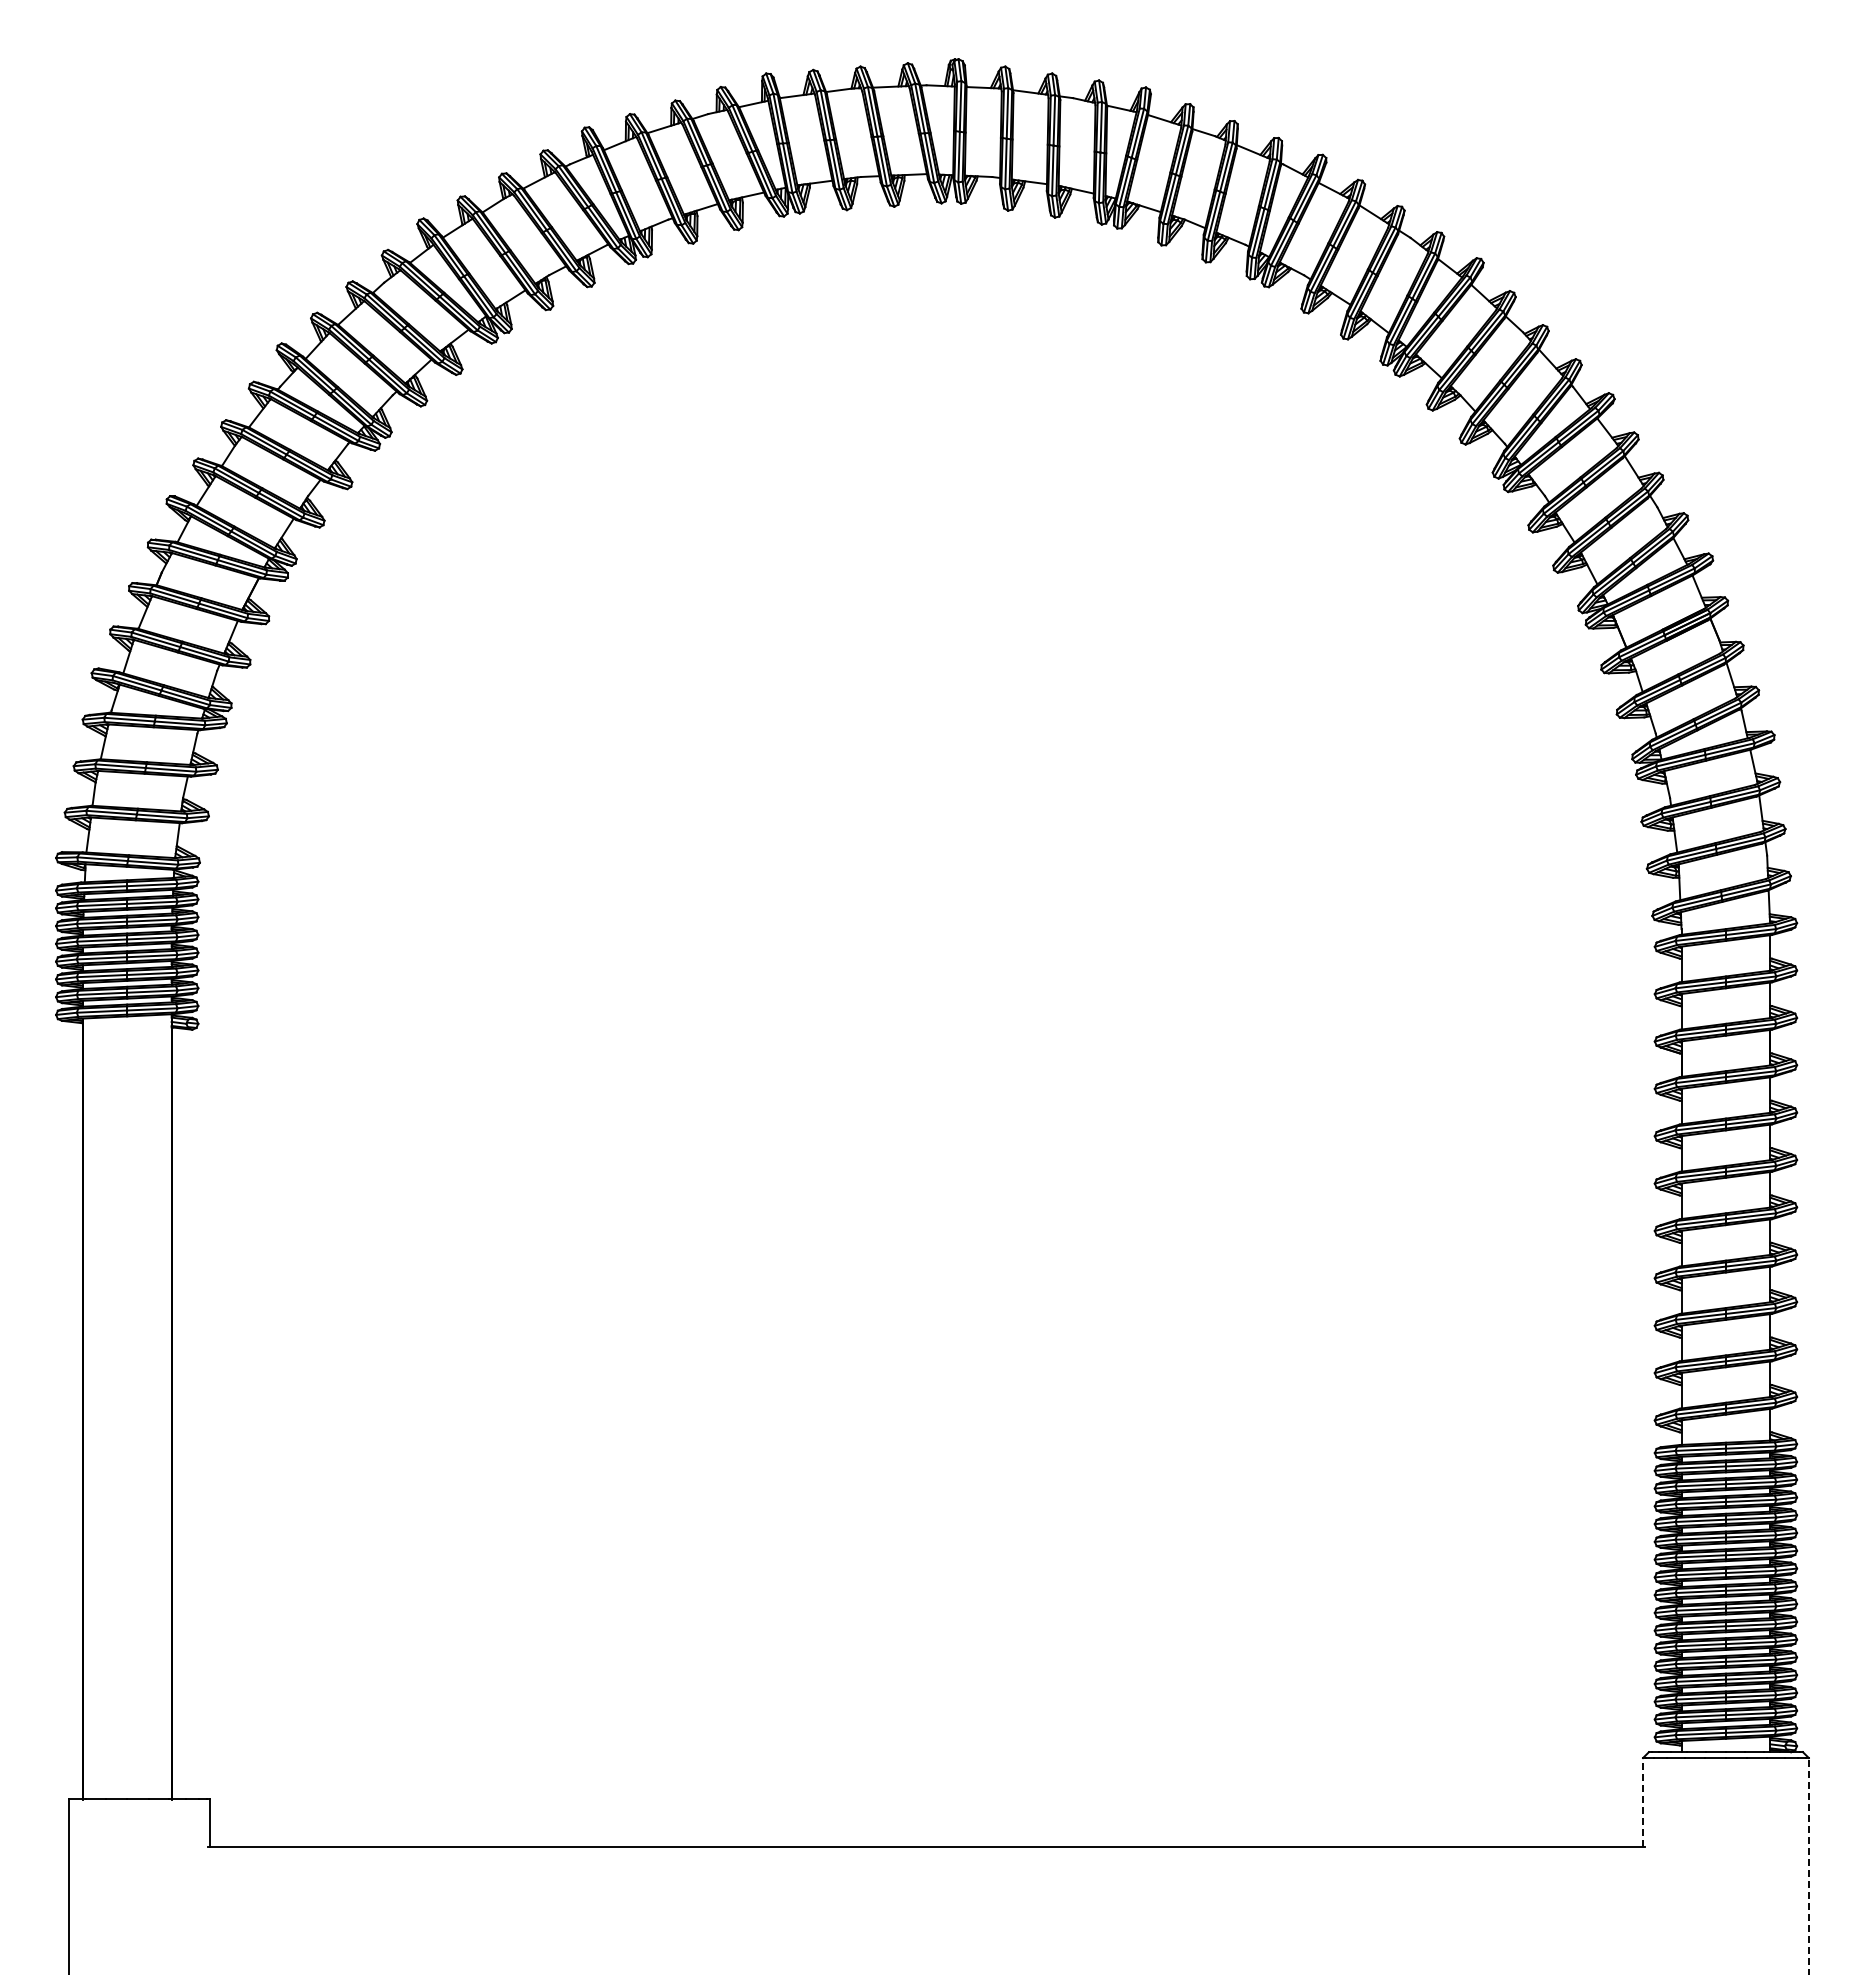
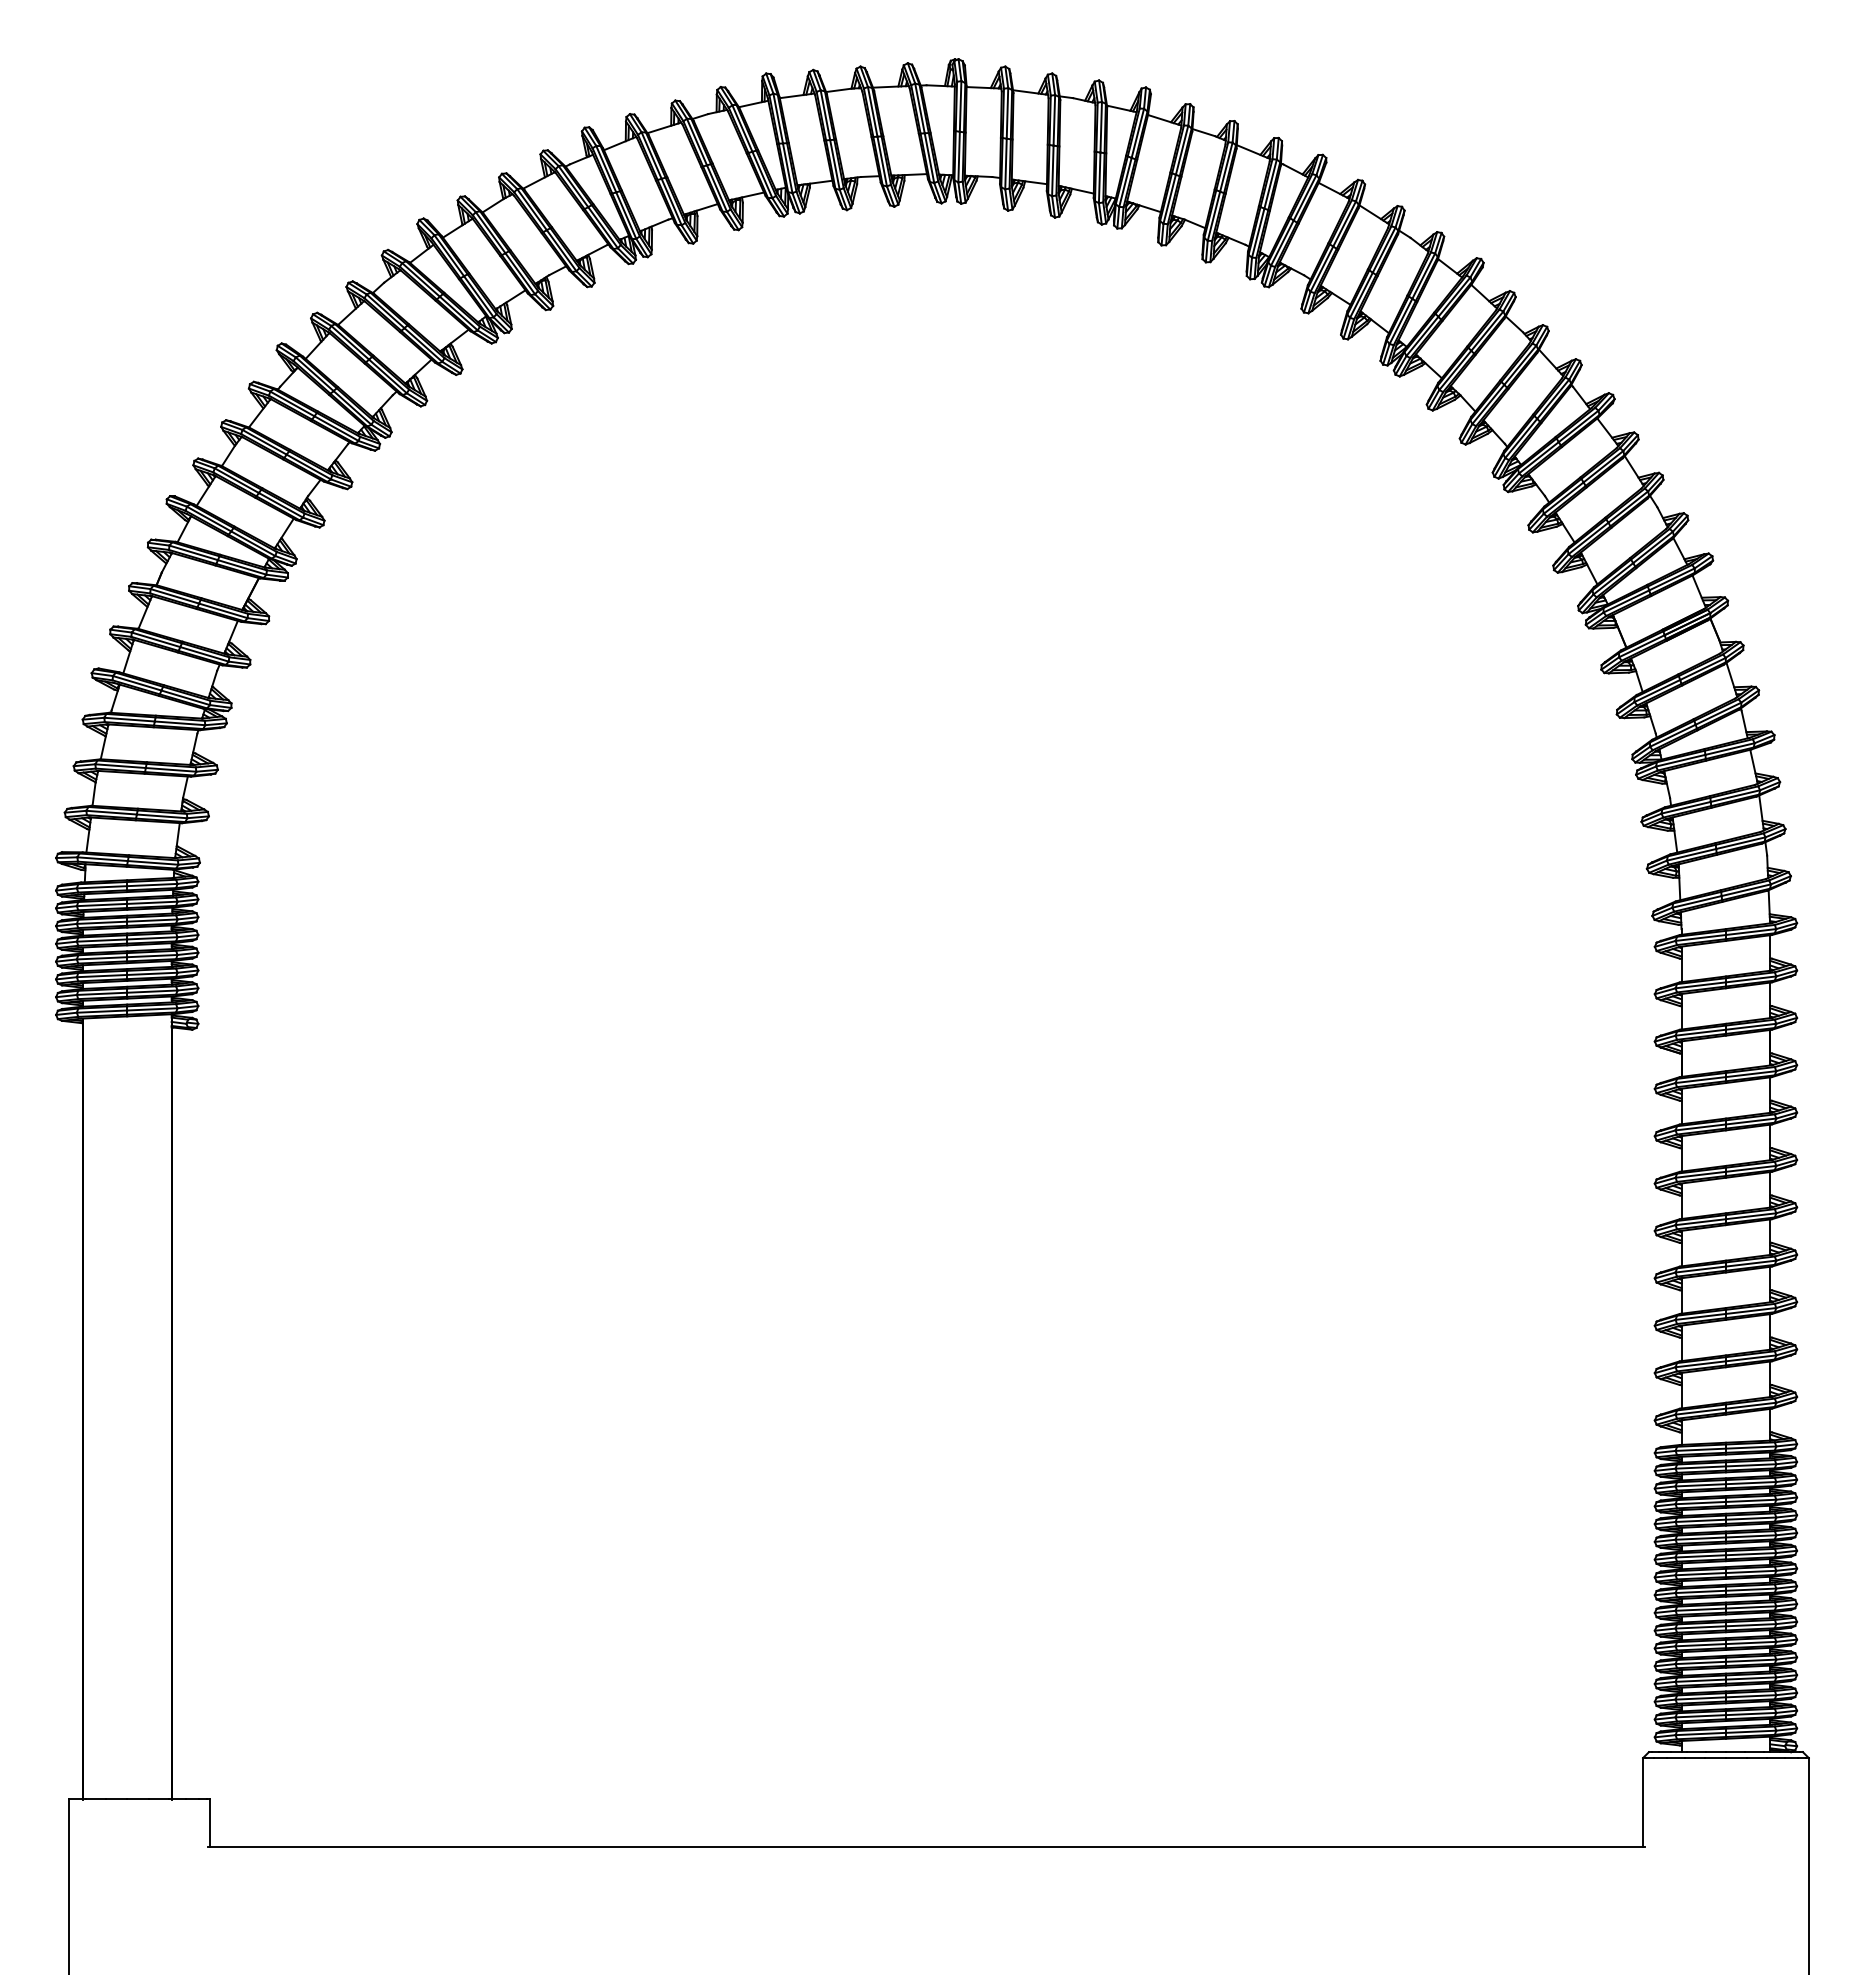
line: dashed -> solid (1643, 1801)
line: dashed -> solid (1808, 1865)
